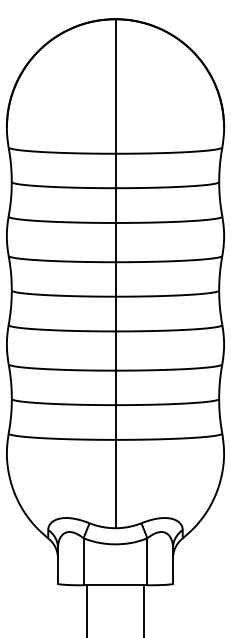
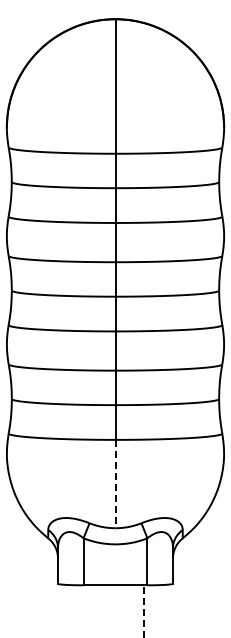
line: solid -> dashed (115, 484)
line: present -> none (87, 609)
line: solid -> dashed (143, 611)
